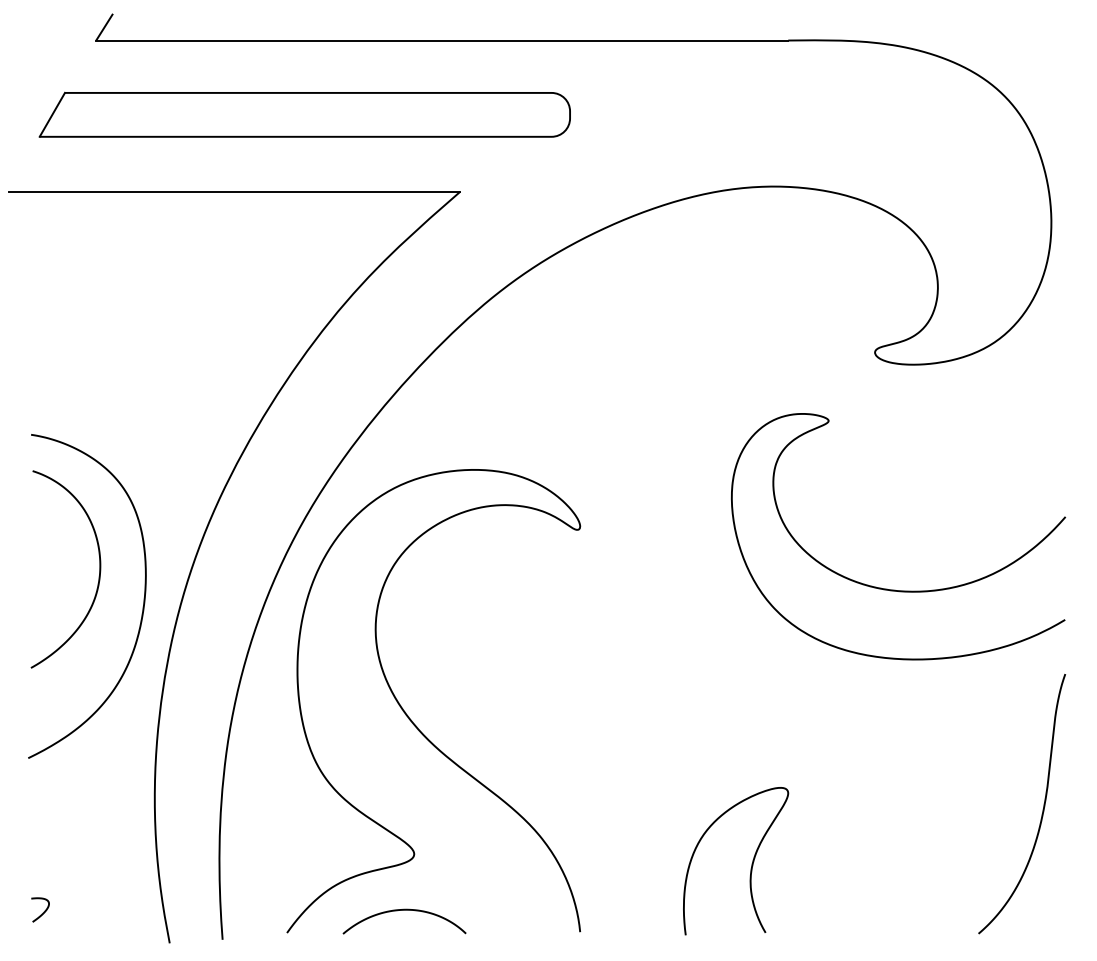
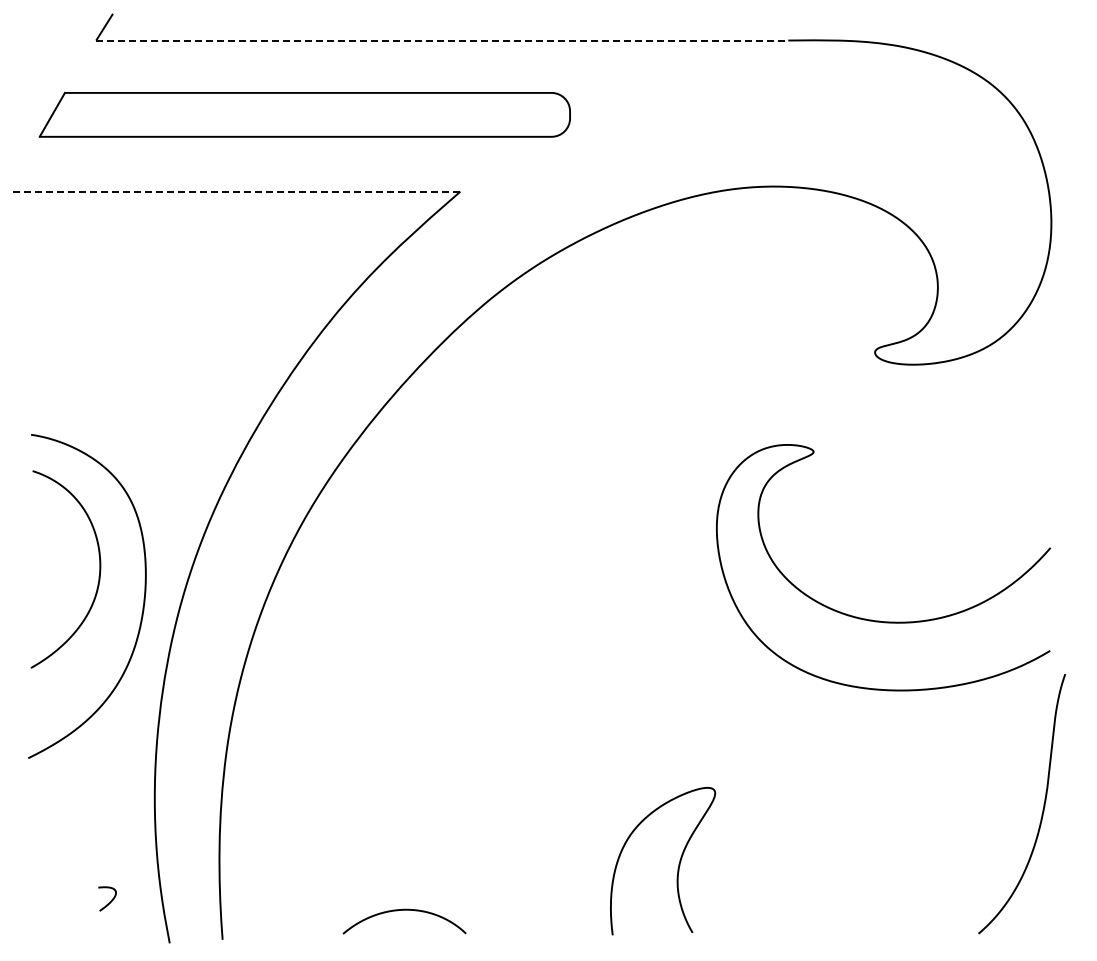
line: solid -> dashed (442, 40)
line: solid -> dashed (234, 191)
curve position: (895, 589) -> (880, 620) (880, 620)
curve: present -> none (412, 720)
curve position: (751, 863) -> (678, 863) (678, 863)
curve position: (43, 911) -> (110, 900) (110, 900)
